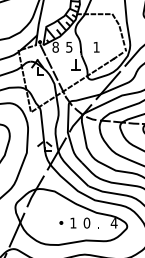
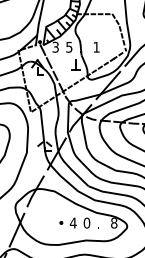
text: 8 -> 3 (55, 46)
text: 1 -> 4 (72, 222)
text: 4 -> 8 (113, 222)
